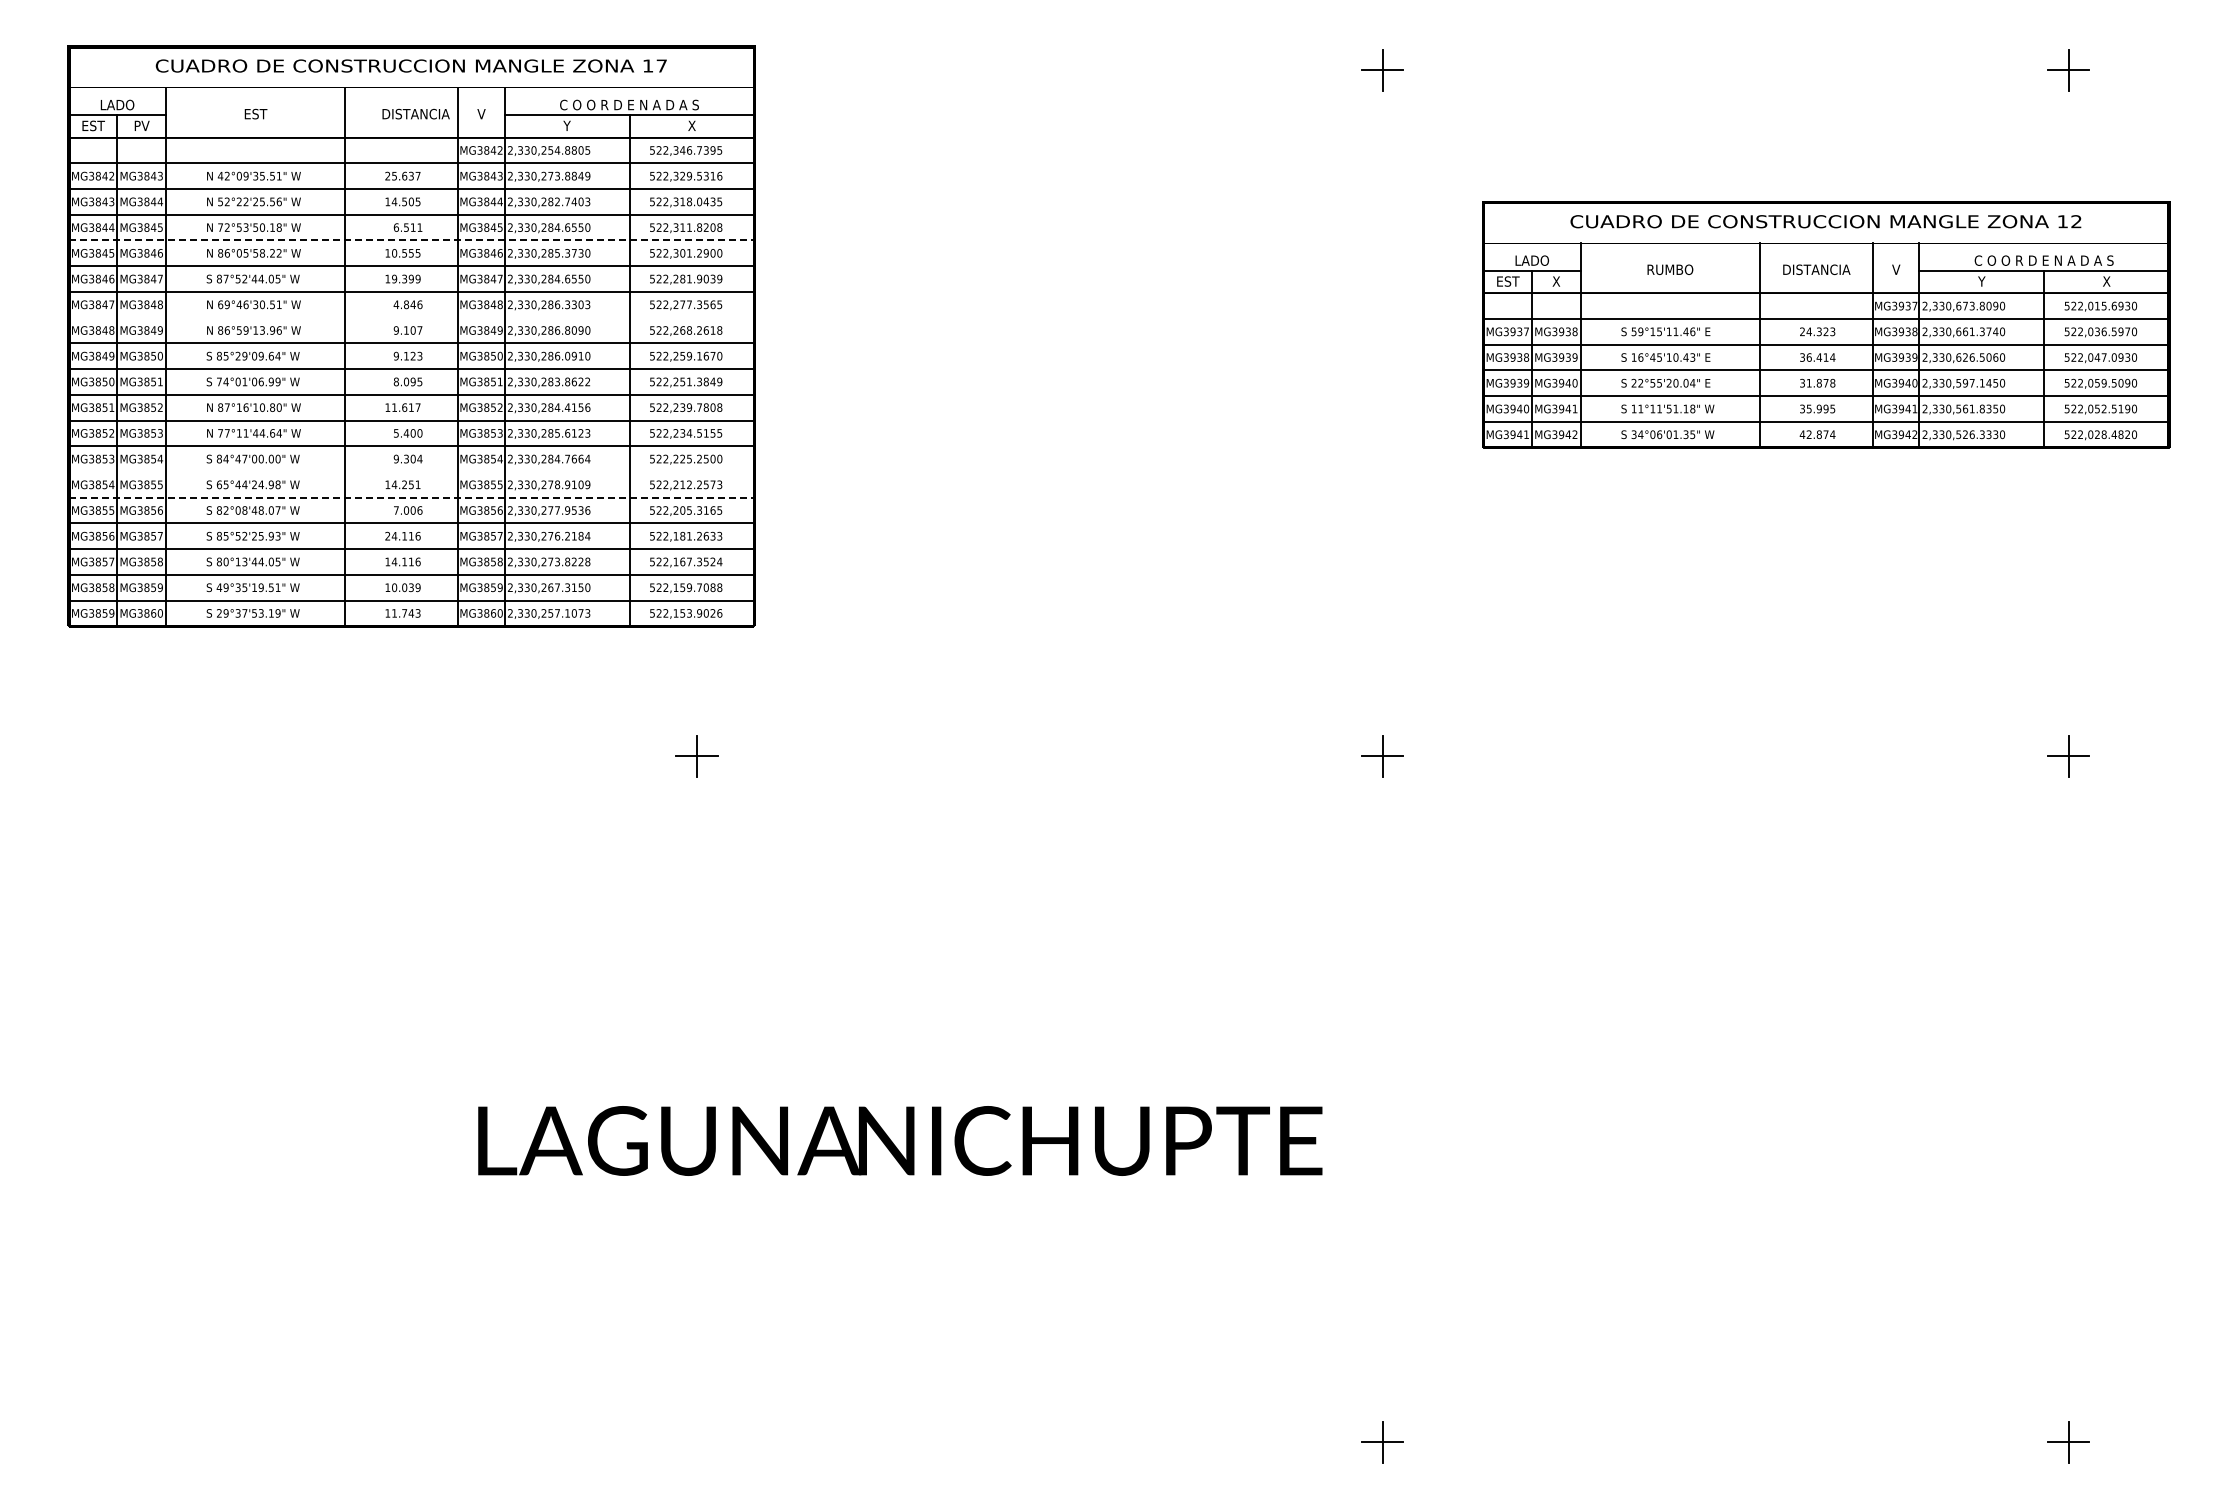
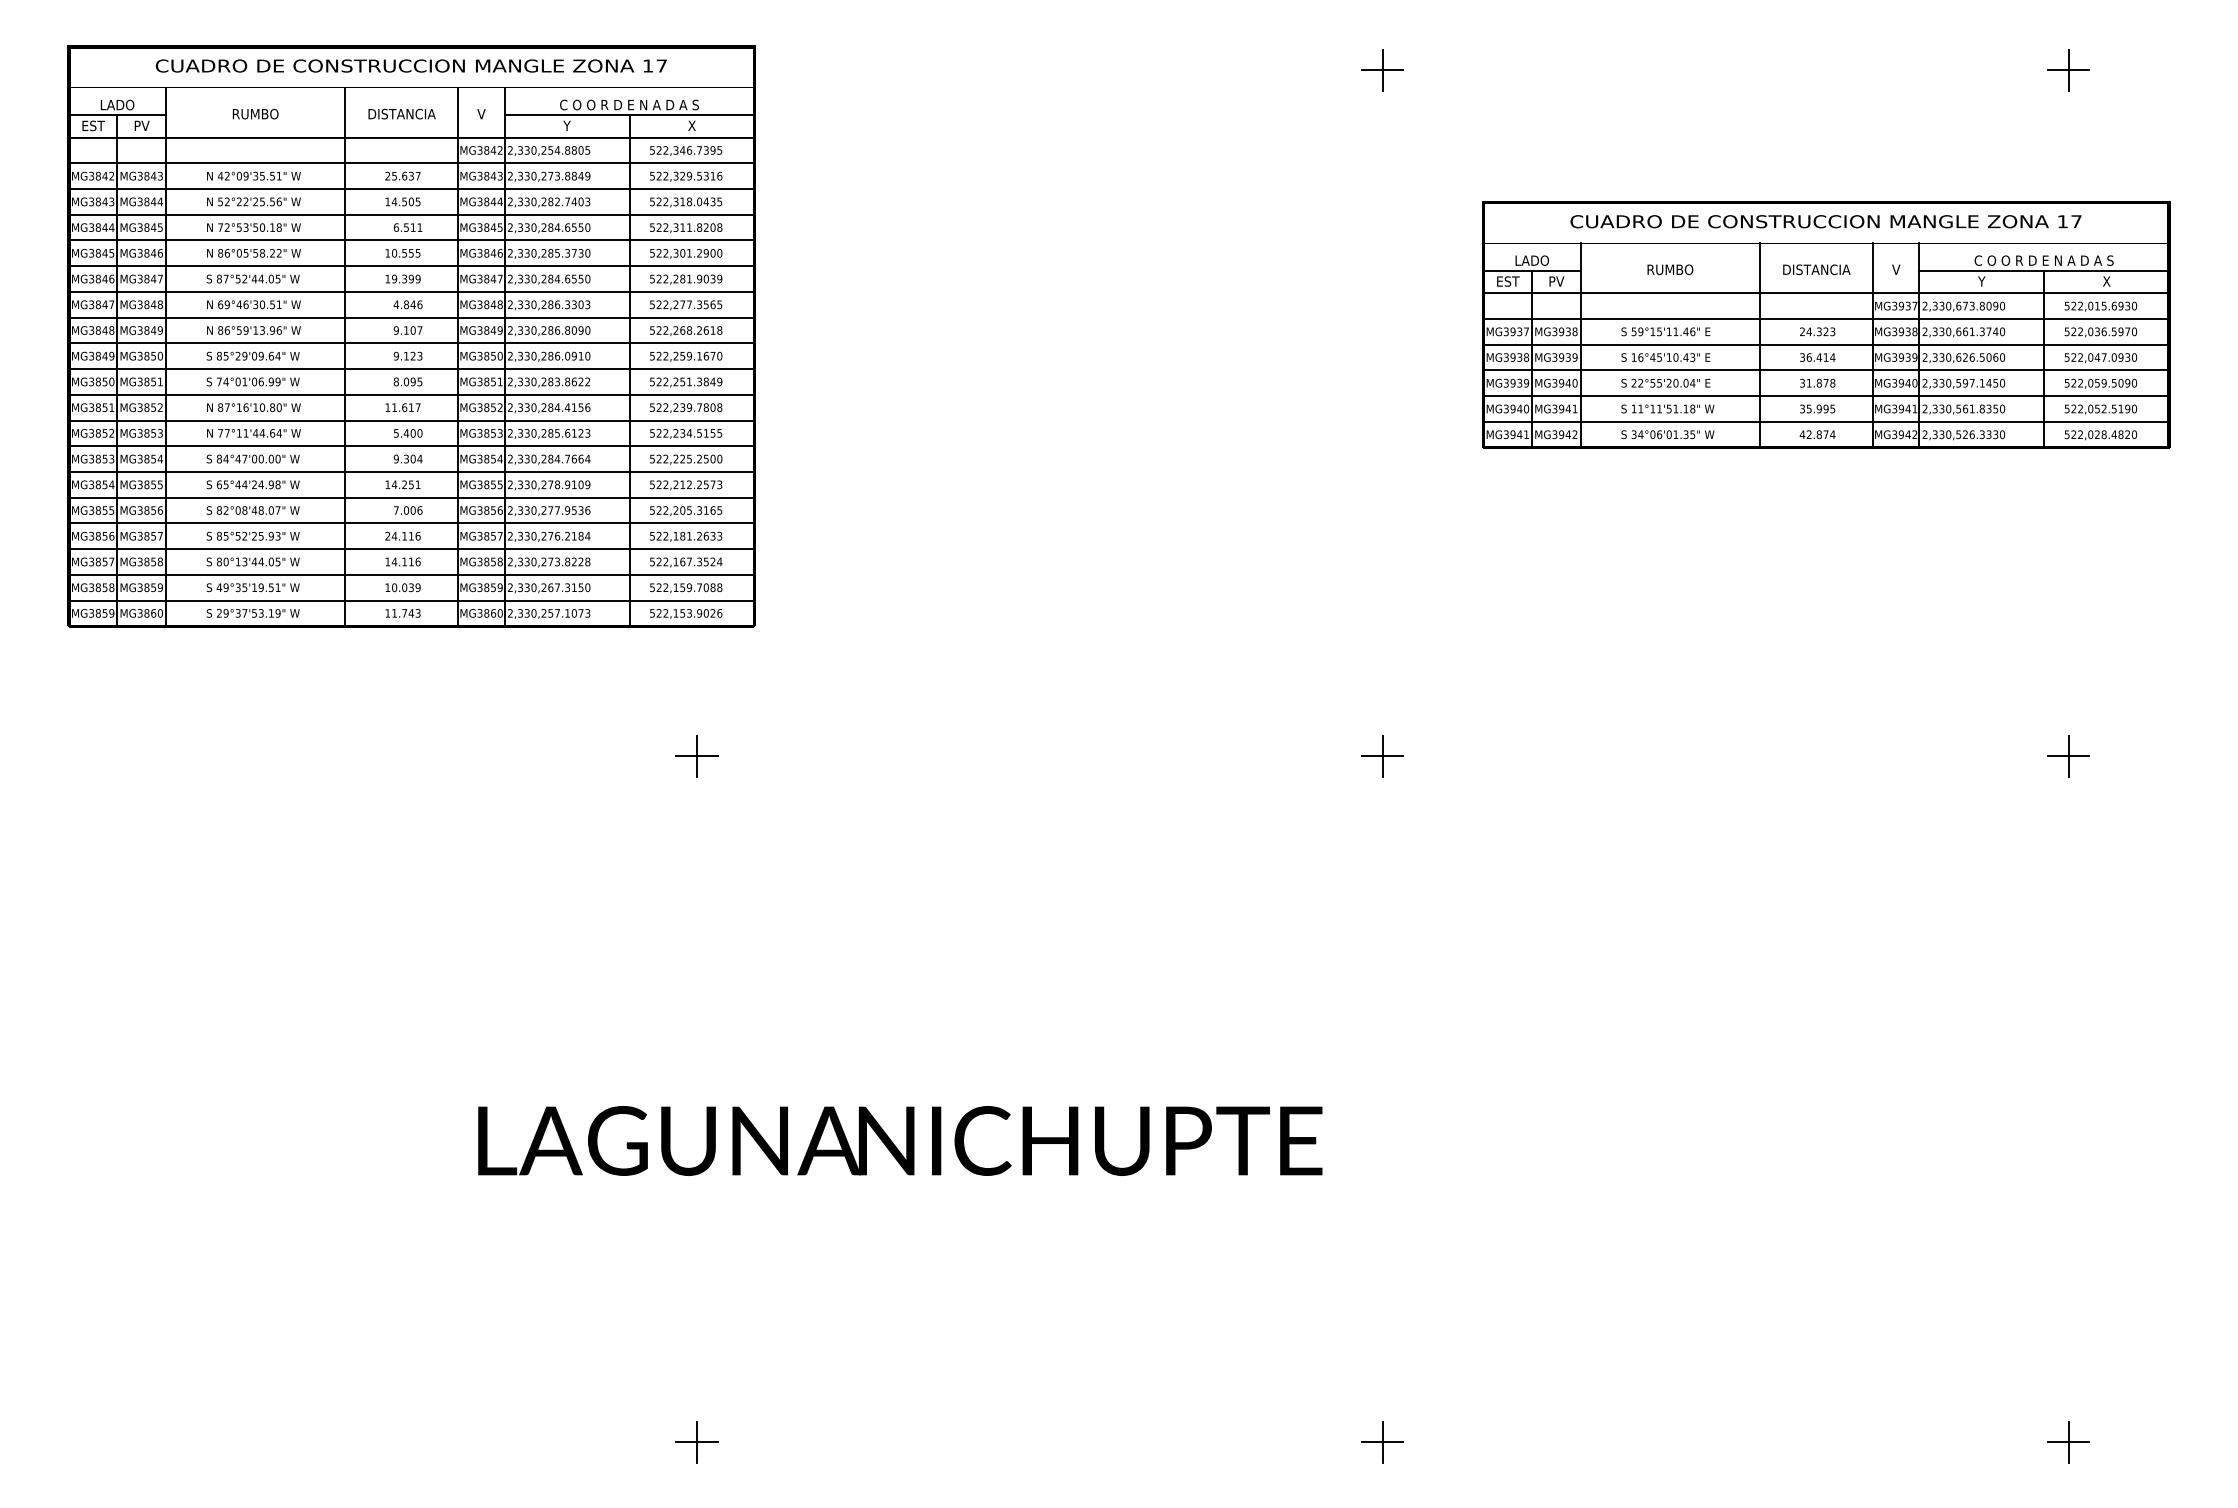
text: EST -> RUMBO (255, 113)
text position: (415, 113) -> (401, 113) (401, 113)
text: 12 -> 17 (2076, 221)
line: dashed -> solid (411, 240)
text: X -> PV (1556, 281)
line: none -> present (411, 317)
line: none -> present (411, 471)
line: dashed -> solid (411, 497)
part: none -> present (696, 1442)
